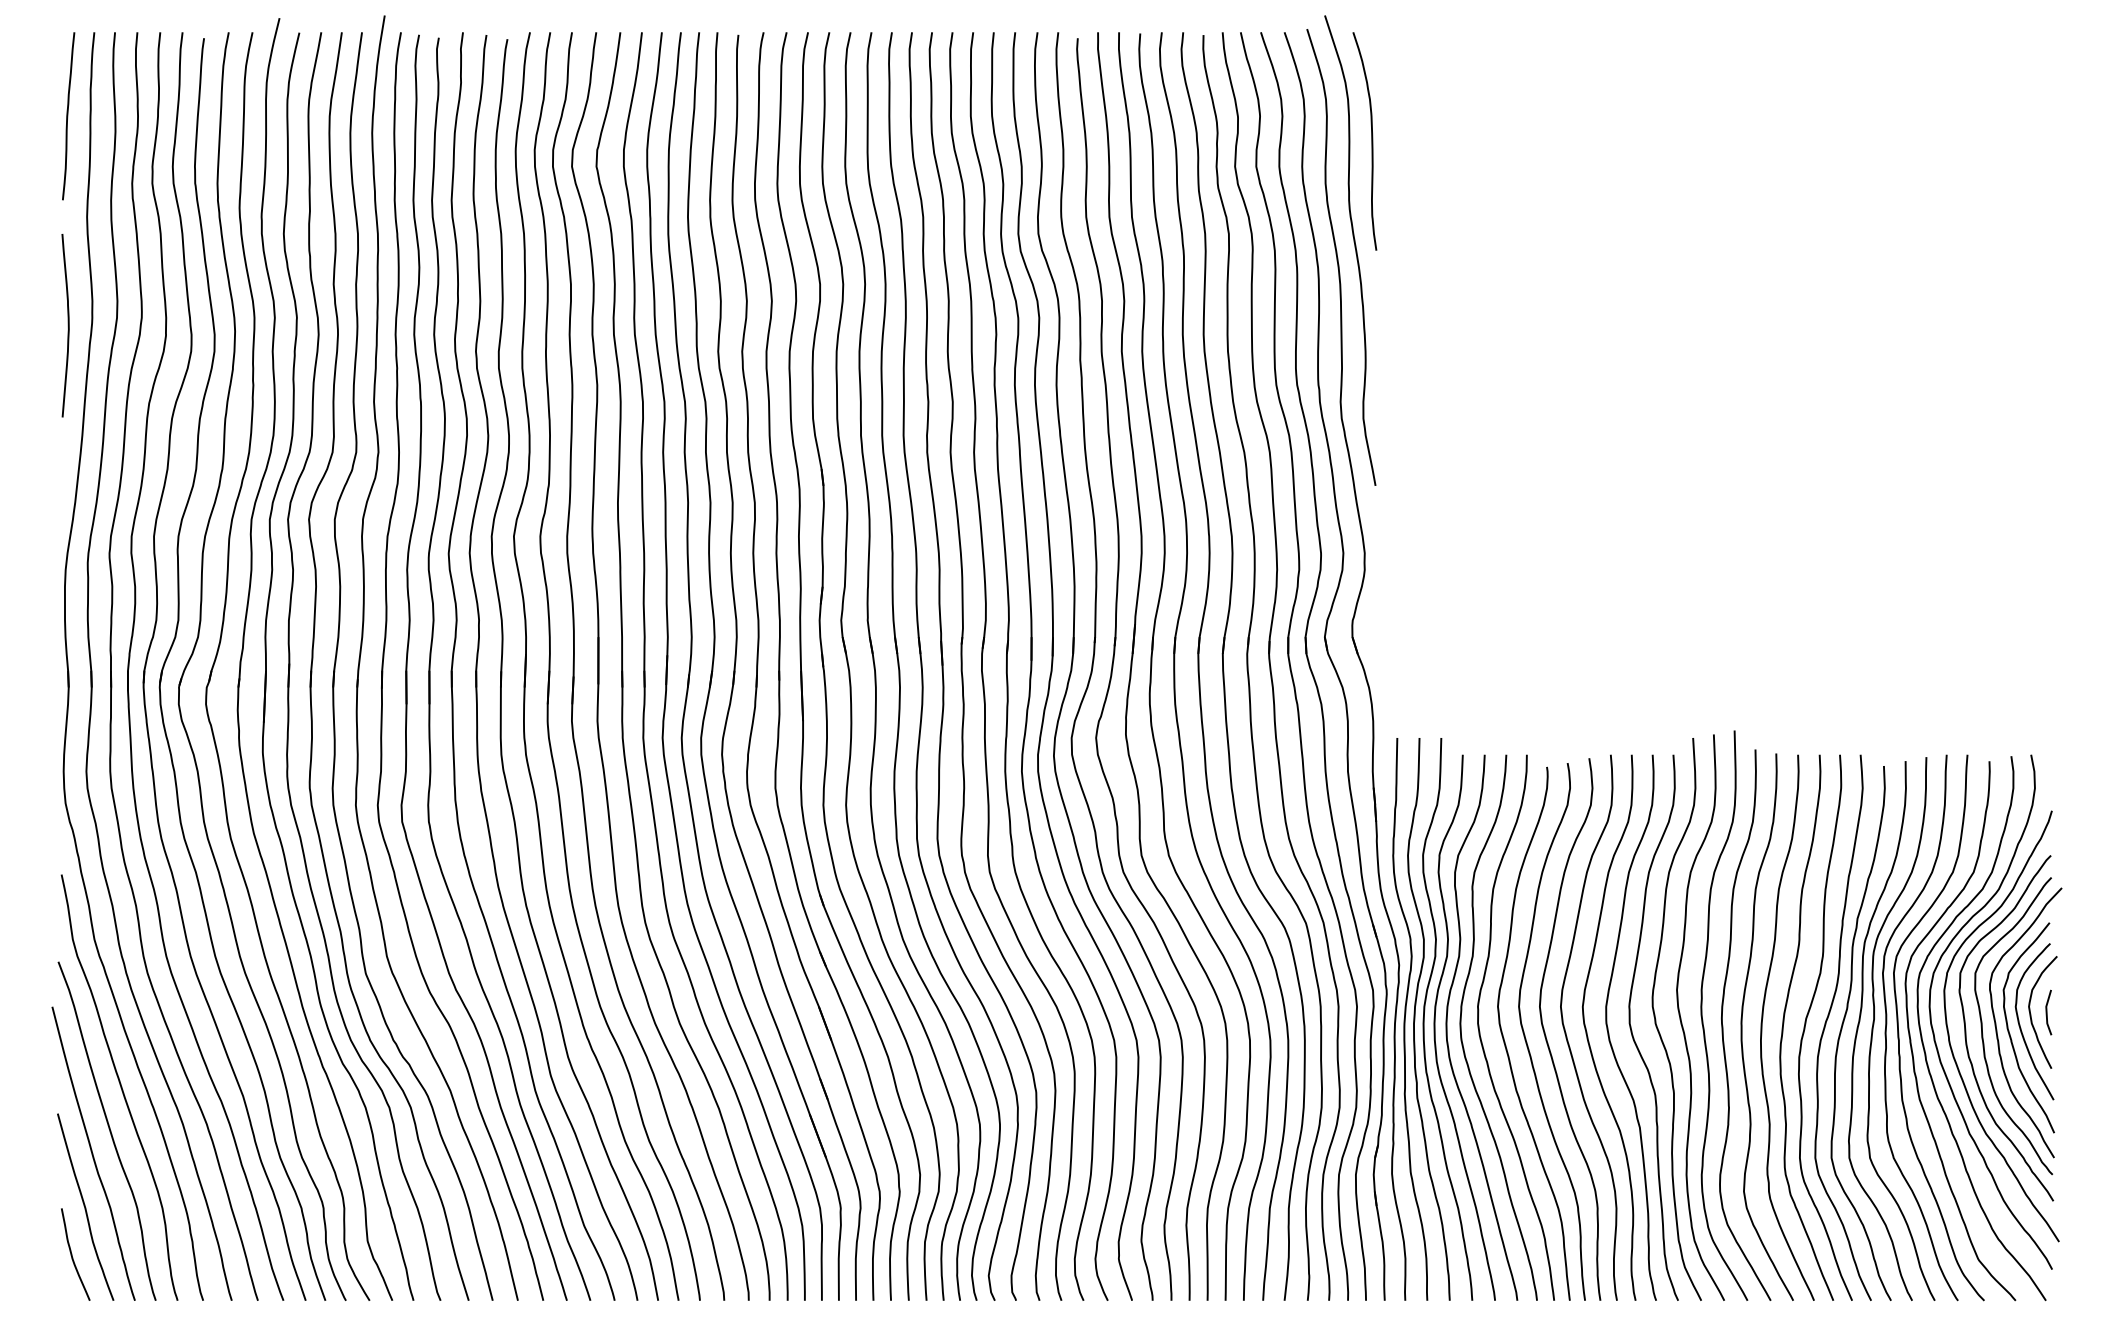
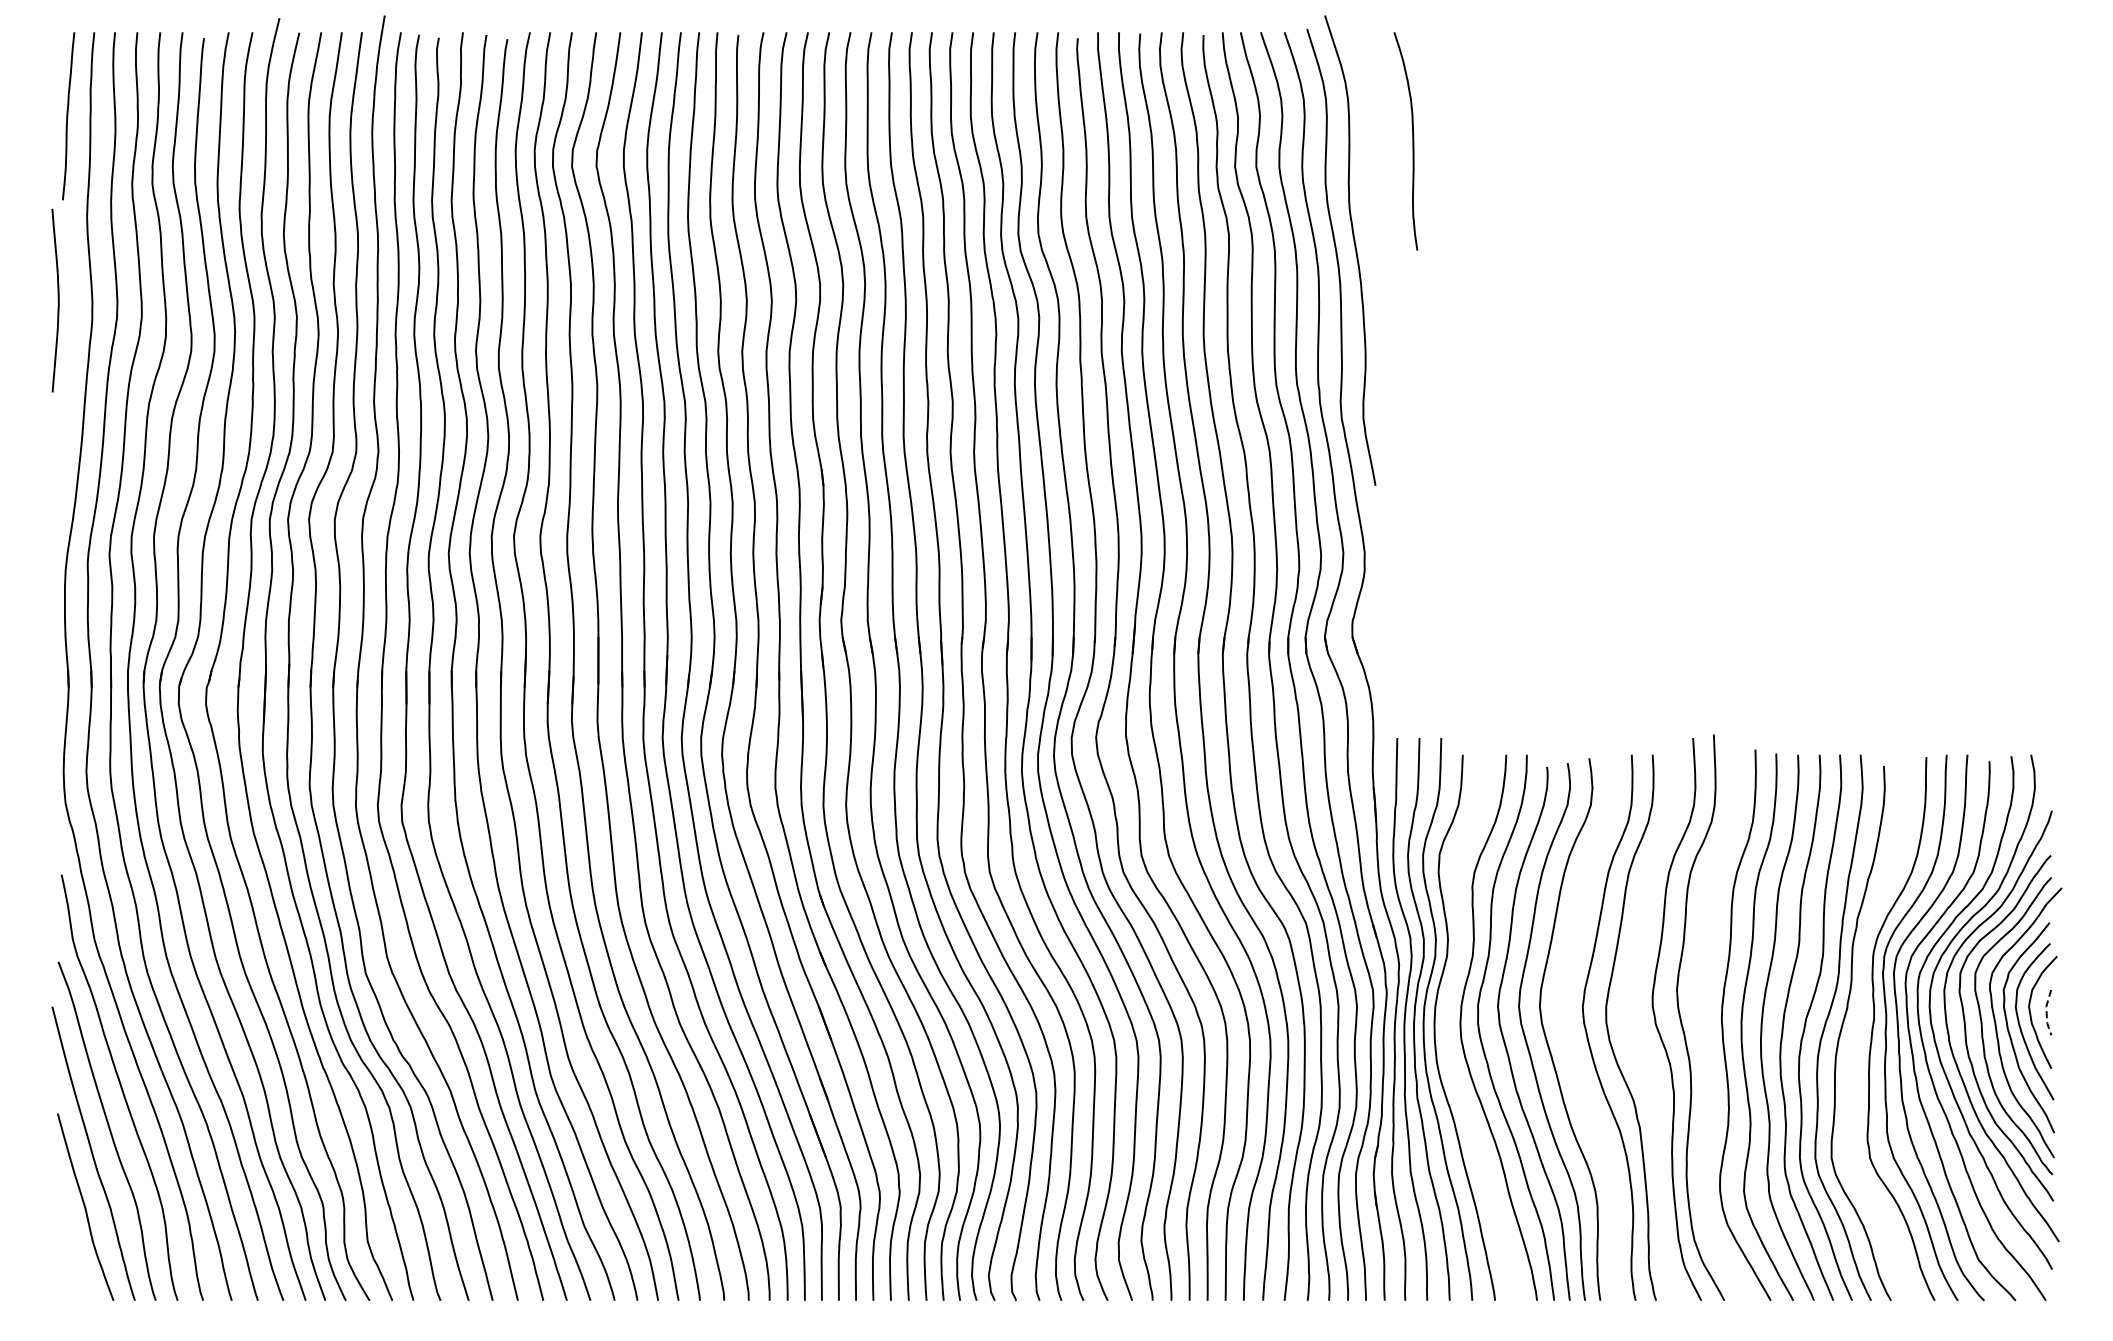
curve position: (1371, 141) -> (1412, 141) (1412, 141)
curve position: (67, 325) -> (57, 300) (57, 300)
line: solid -> dashed (2046, 1012)
curve: present -> none (1703, 1020)
curve: present -> none (1859, 1025)
curve: present -> none (1447, 1027)
curve: present -> none (1566, 1032)
curve: present -> none (1633, 1034)
curve: present -> none (72, 1254)
